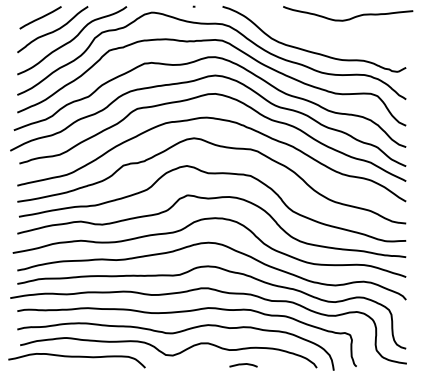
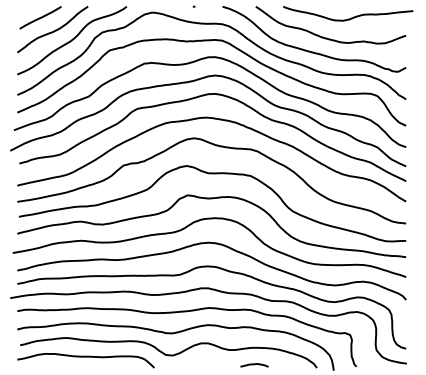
curve: none -> present (326, 37)
curve position: (76, 357) -> (85, 357) (85, 357)
curve position: (243, 365) -> (254, 365) (254, 365)
